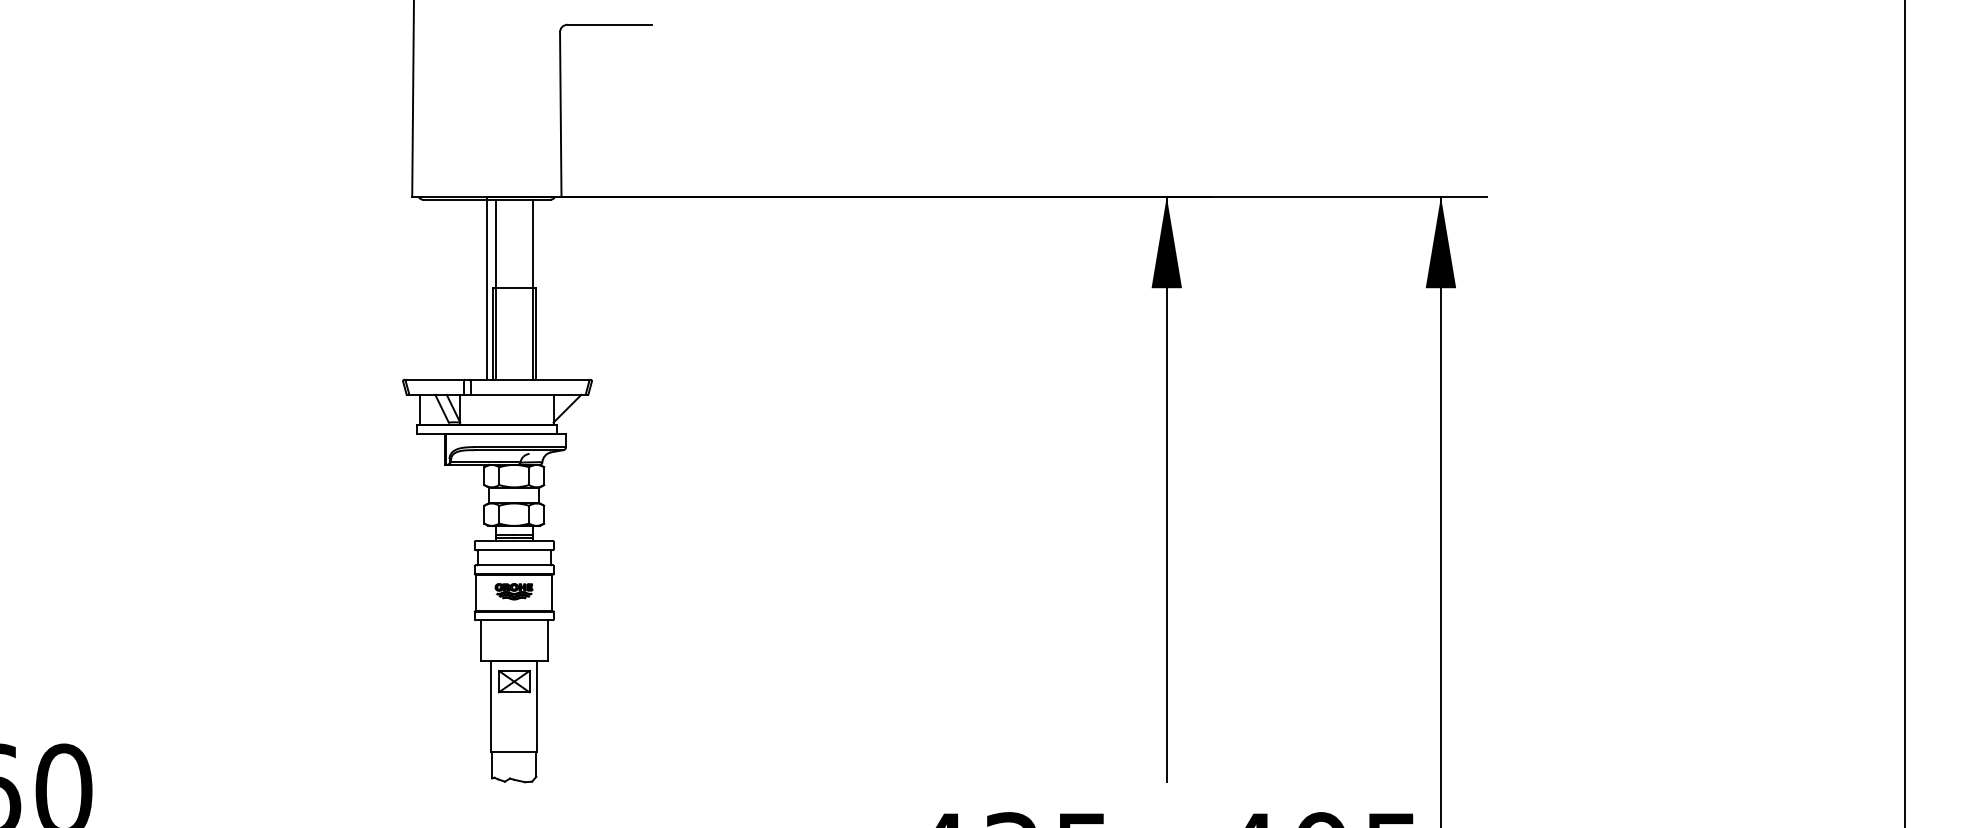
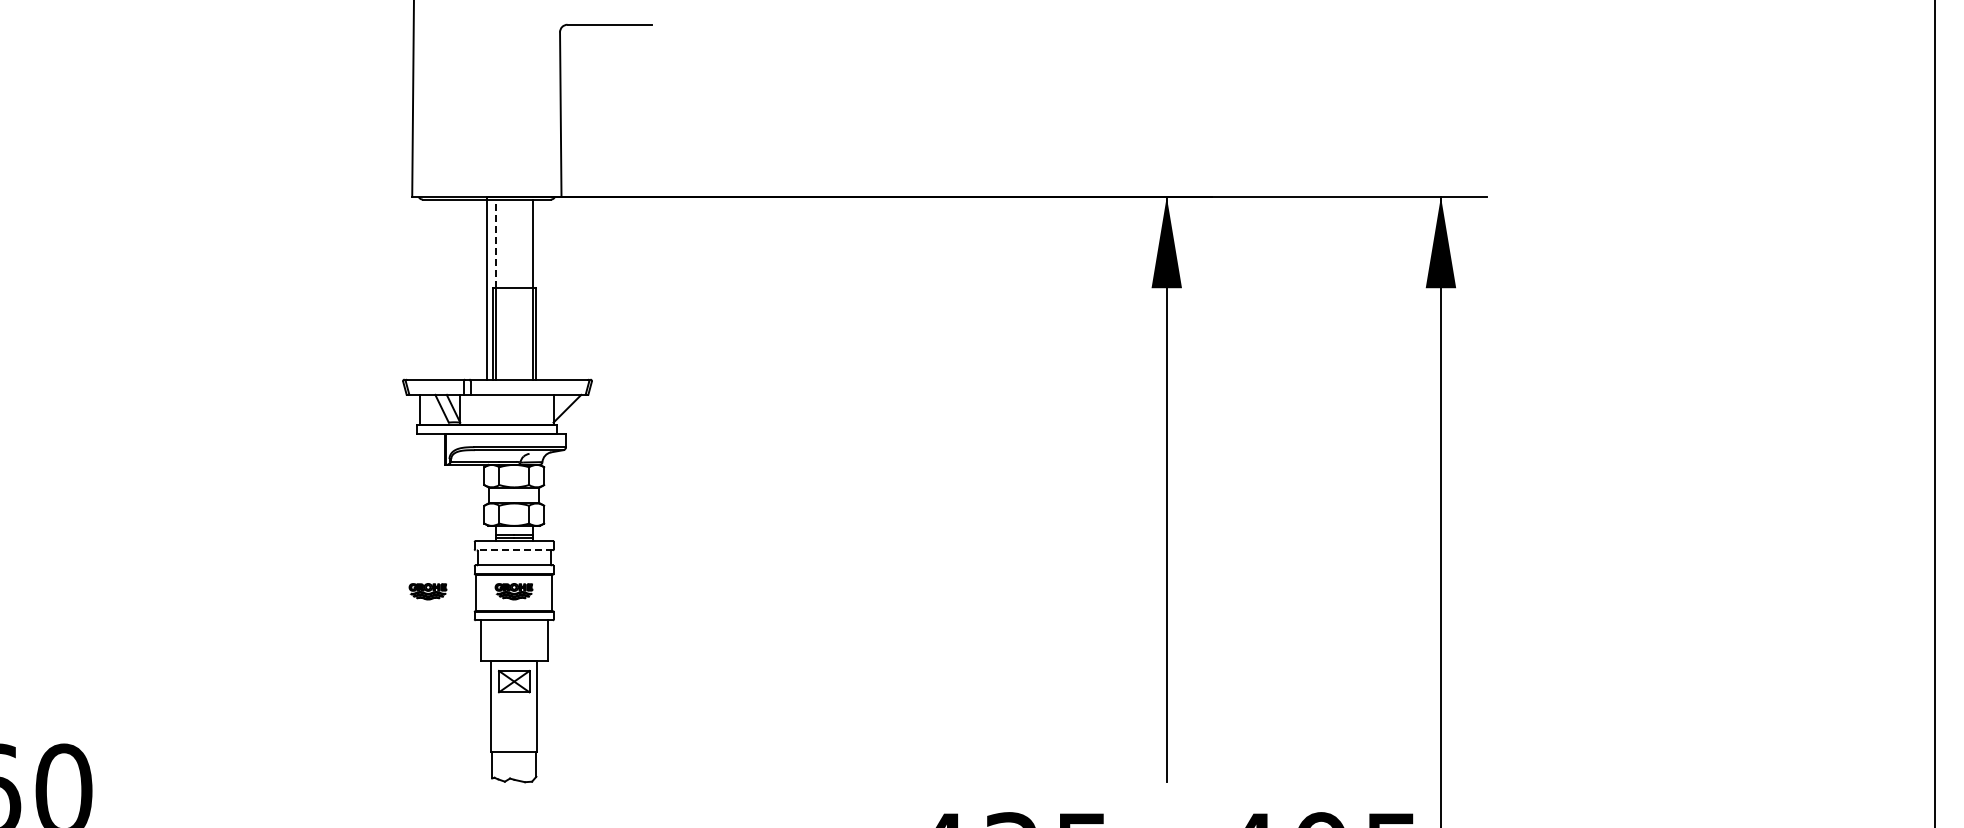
line: solid -> dashed (496, 243)
line position: (1905, 413) -> (1935, 413) (1935, 413)
line: solid -> dashed (514, 550)
part: none -> present (427, 591)
